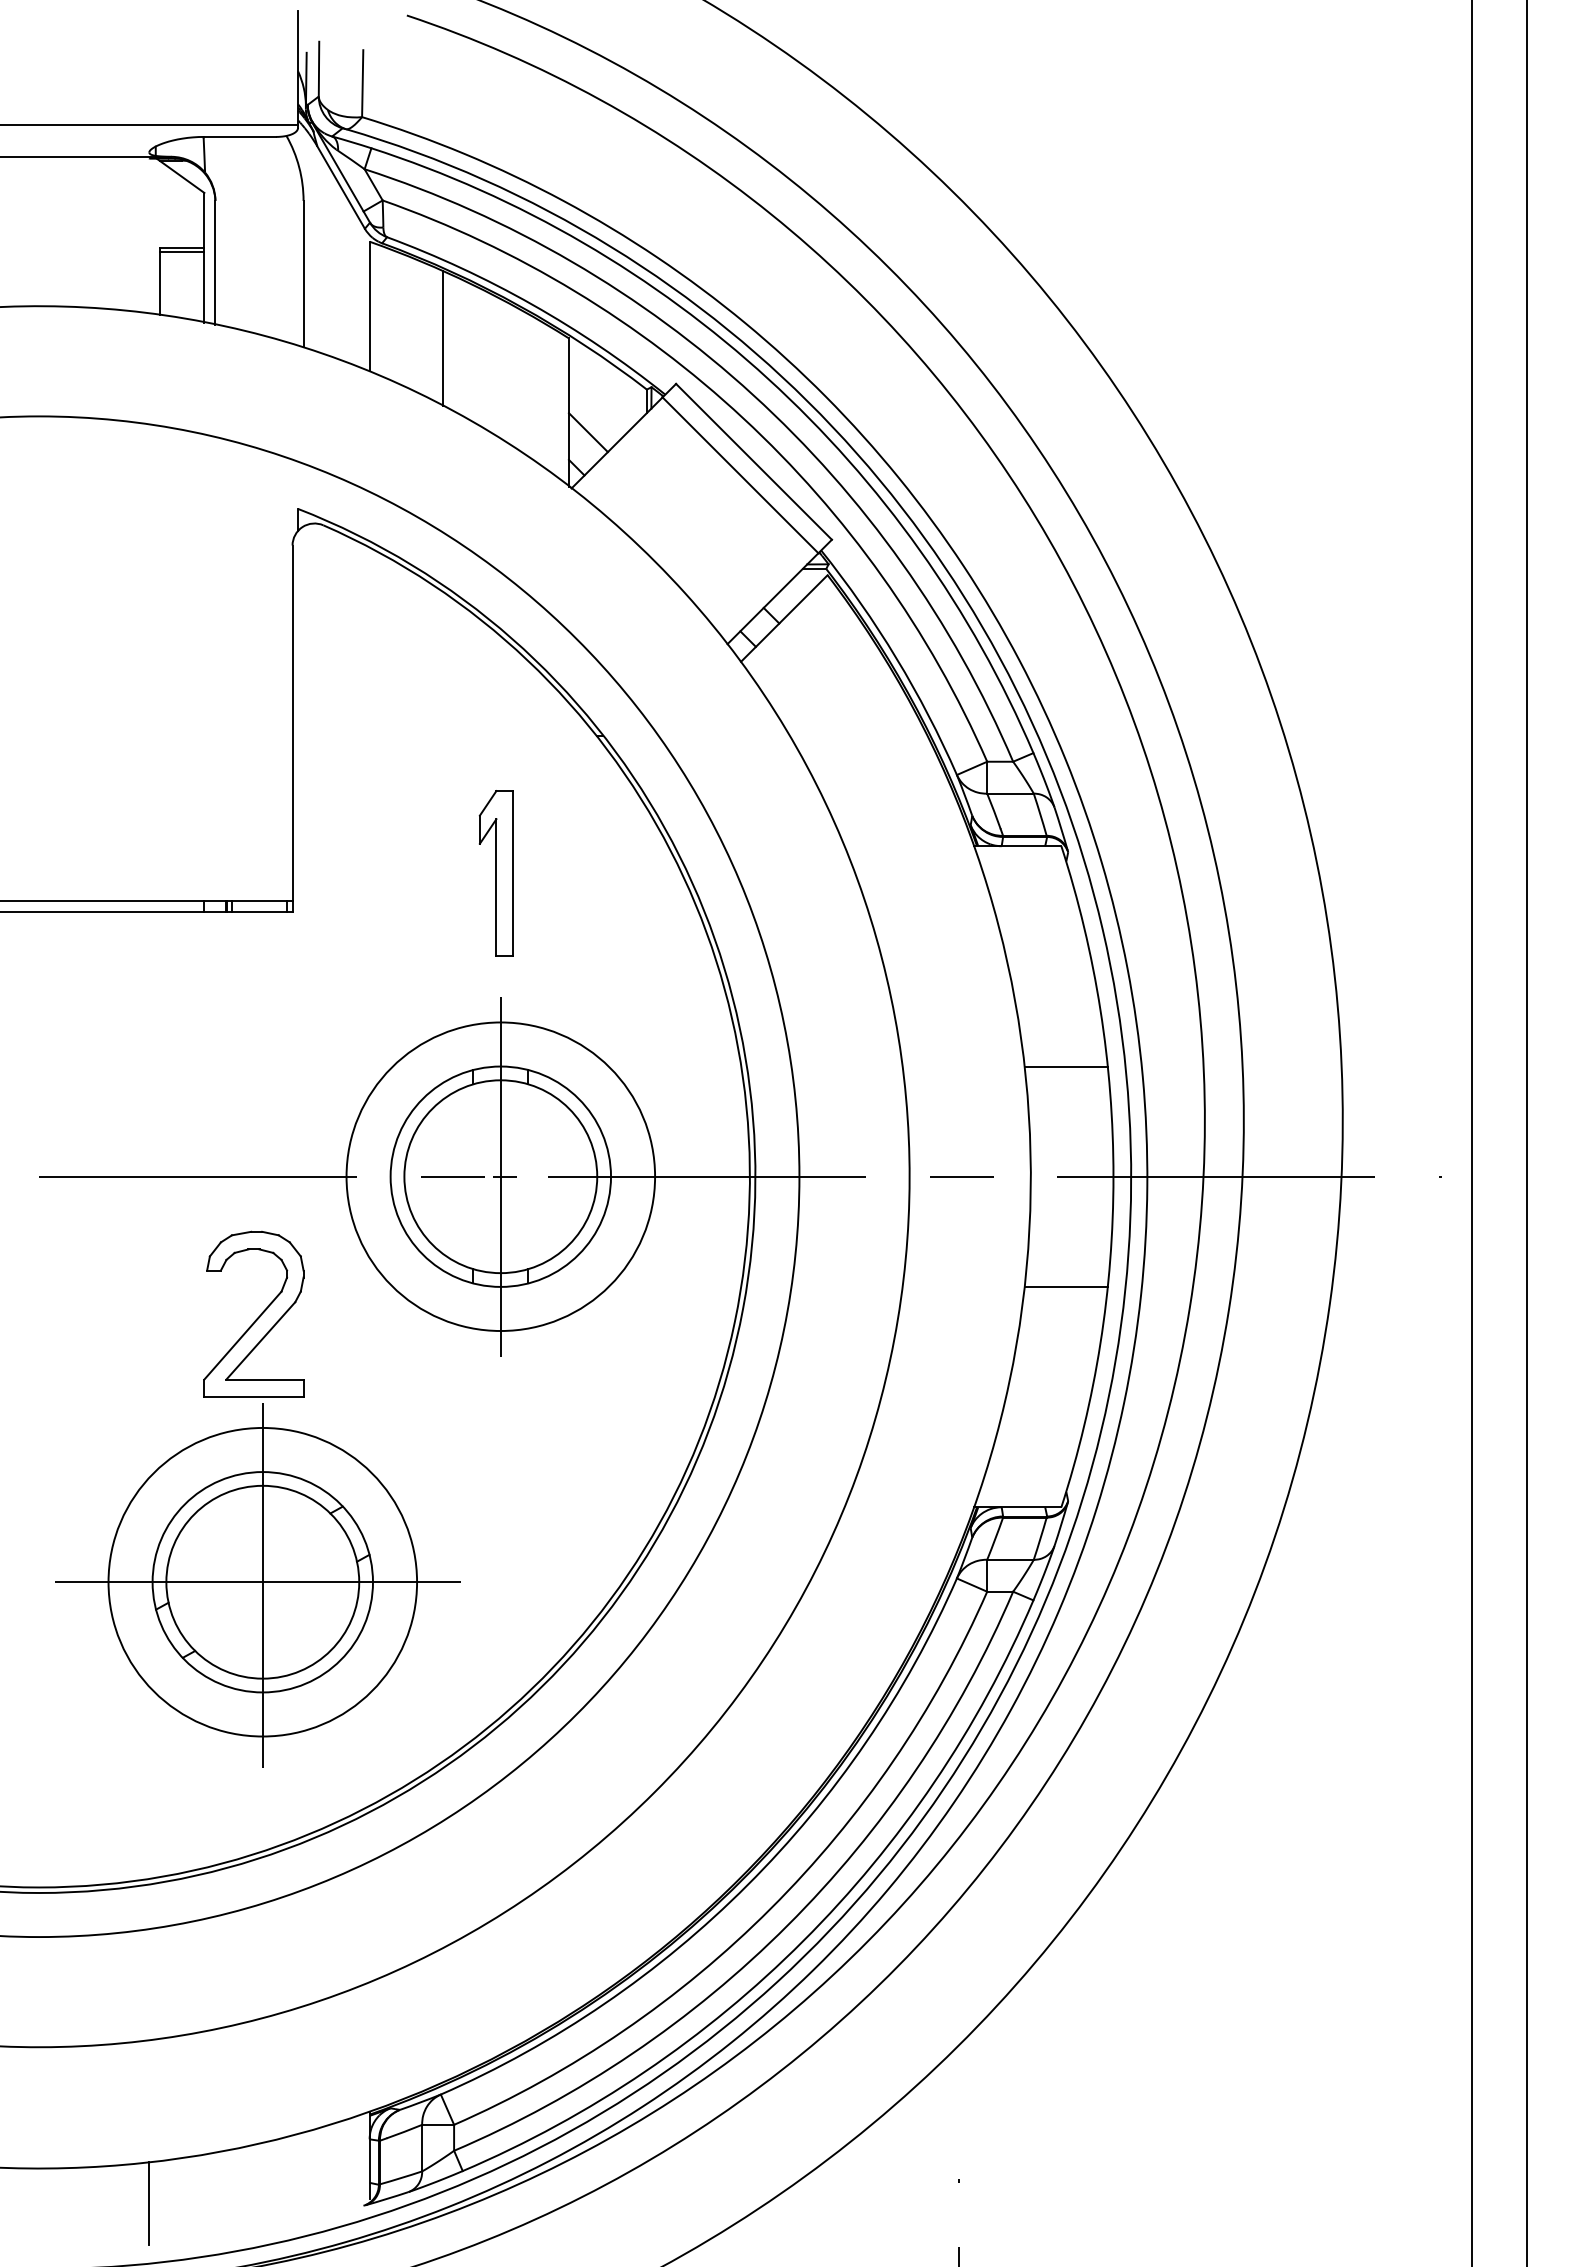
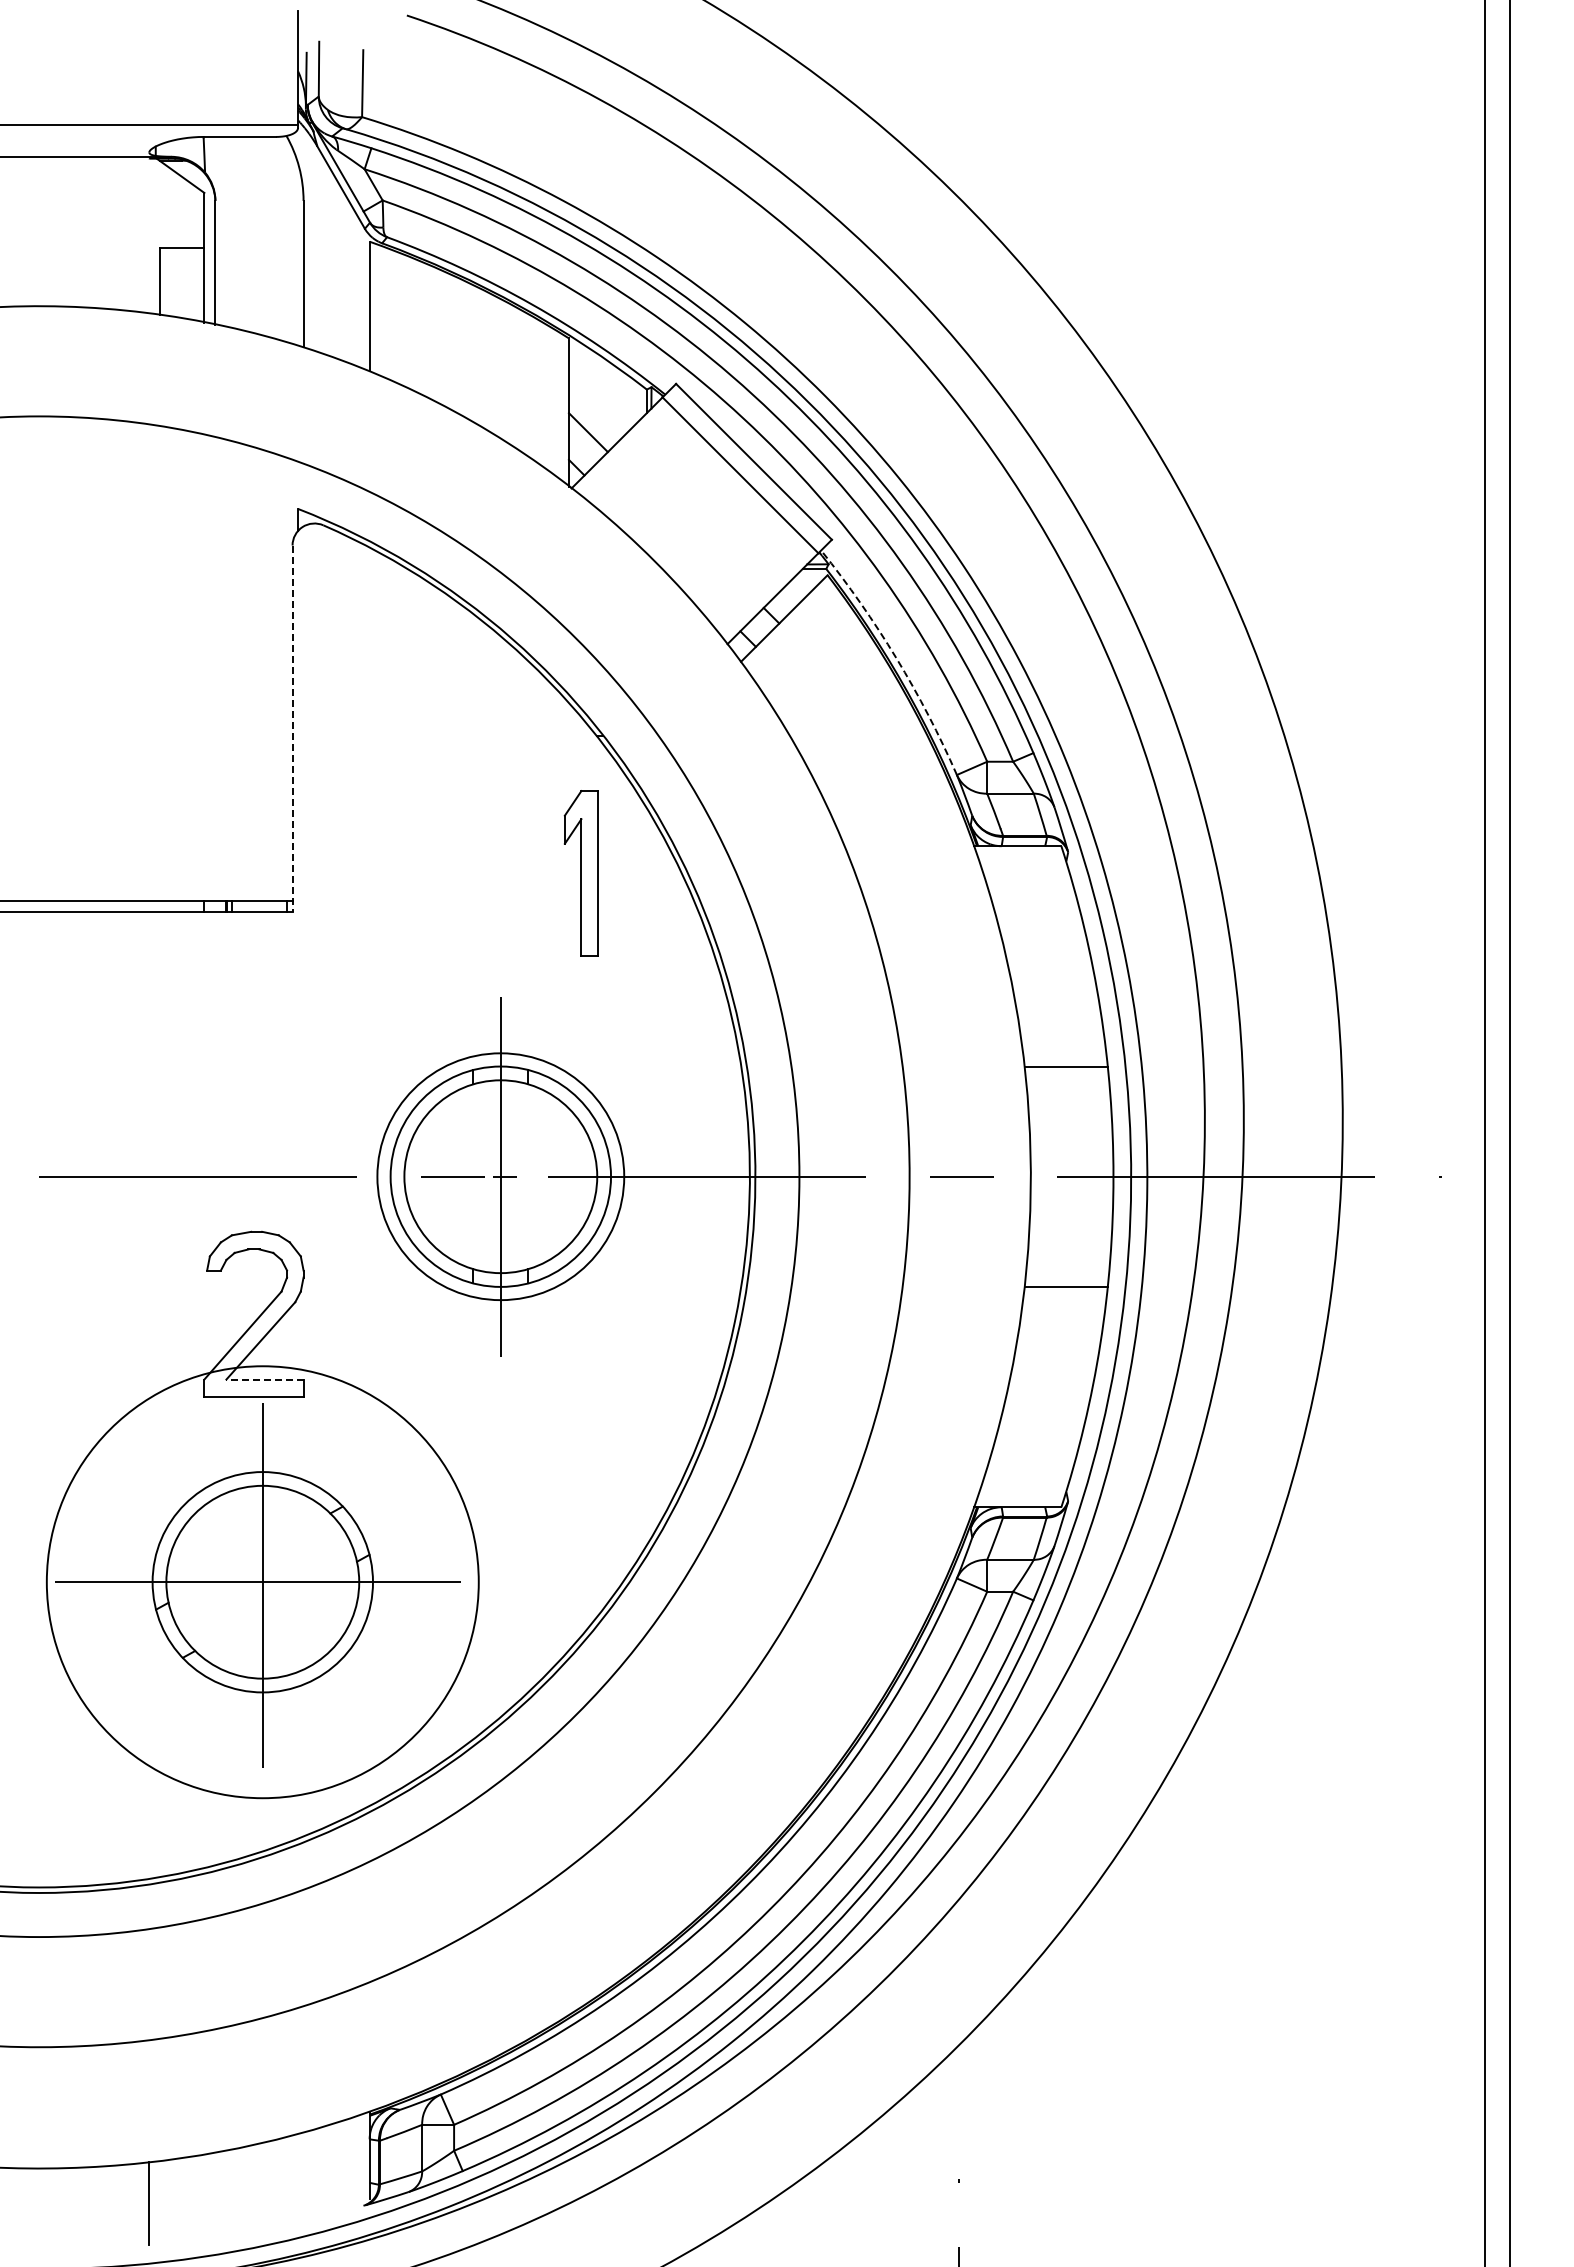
line: present -> none (182, 251)
line: present -> none (443, 338)
arc: solid -> dashed (896, 658)
line: solid -> dashed (292, 729)
part position: (495, 873) -> (580, 873) (580, 873)
line position: (1471, 1132) -> (1509, 1132) (1509, 1132)
line position: (1526, 1132) -> (1484, 1132) (1484, 1132)
circle diameter: 309 px -> 247 px (500, 1176)
line: solid -> dashed (265, 1379)
circle diameter: 309 px -> 432 px (262, 1582)
